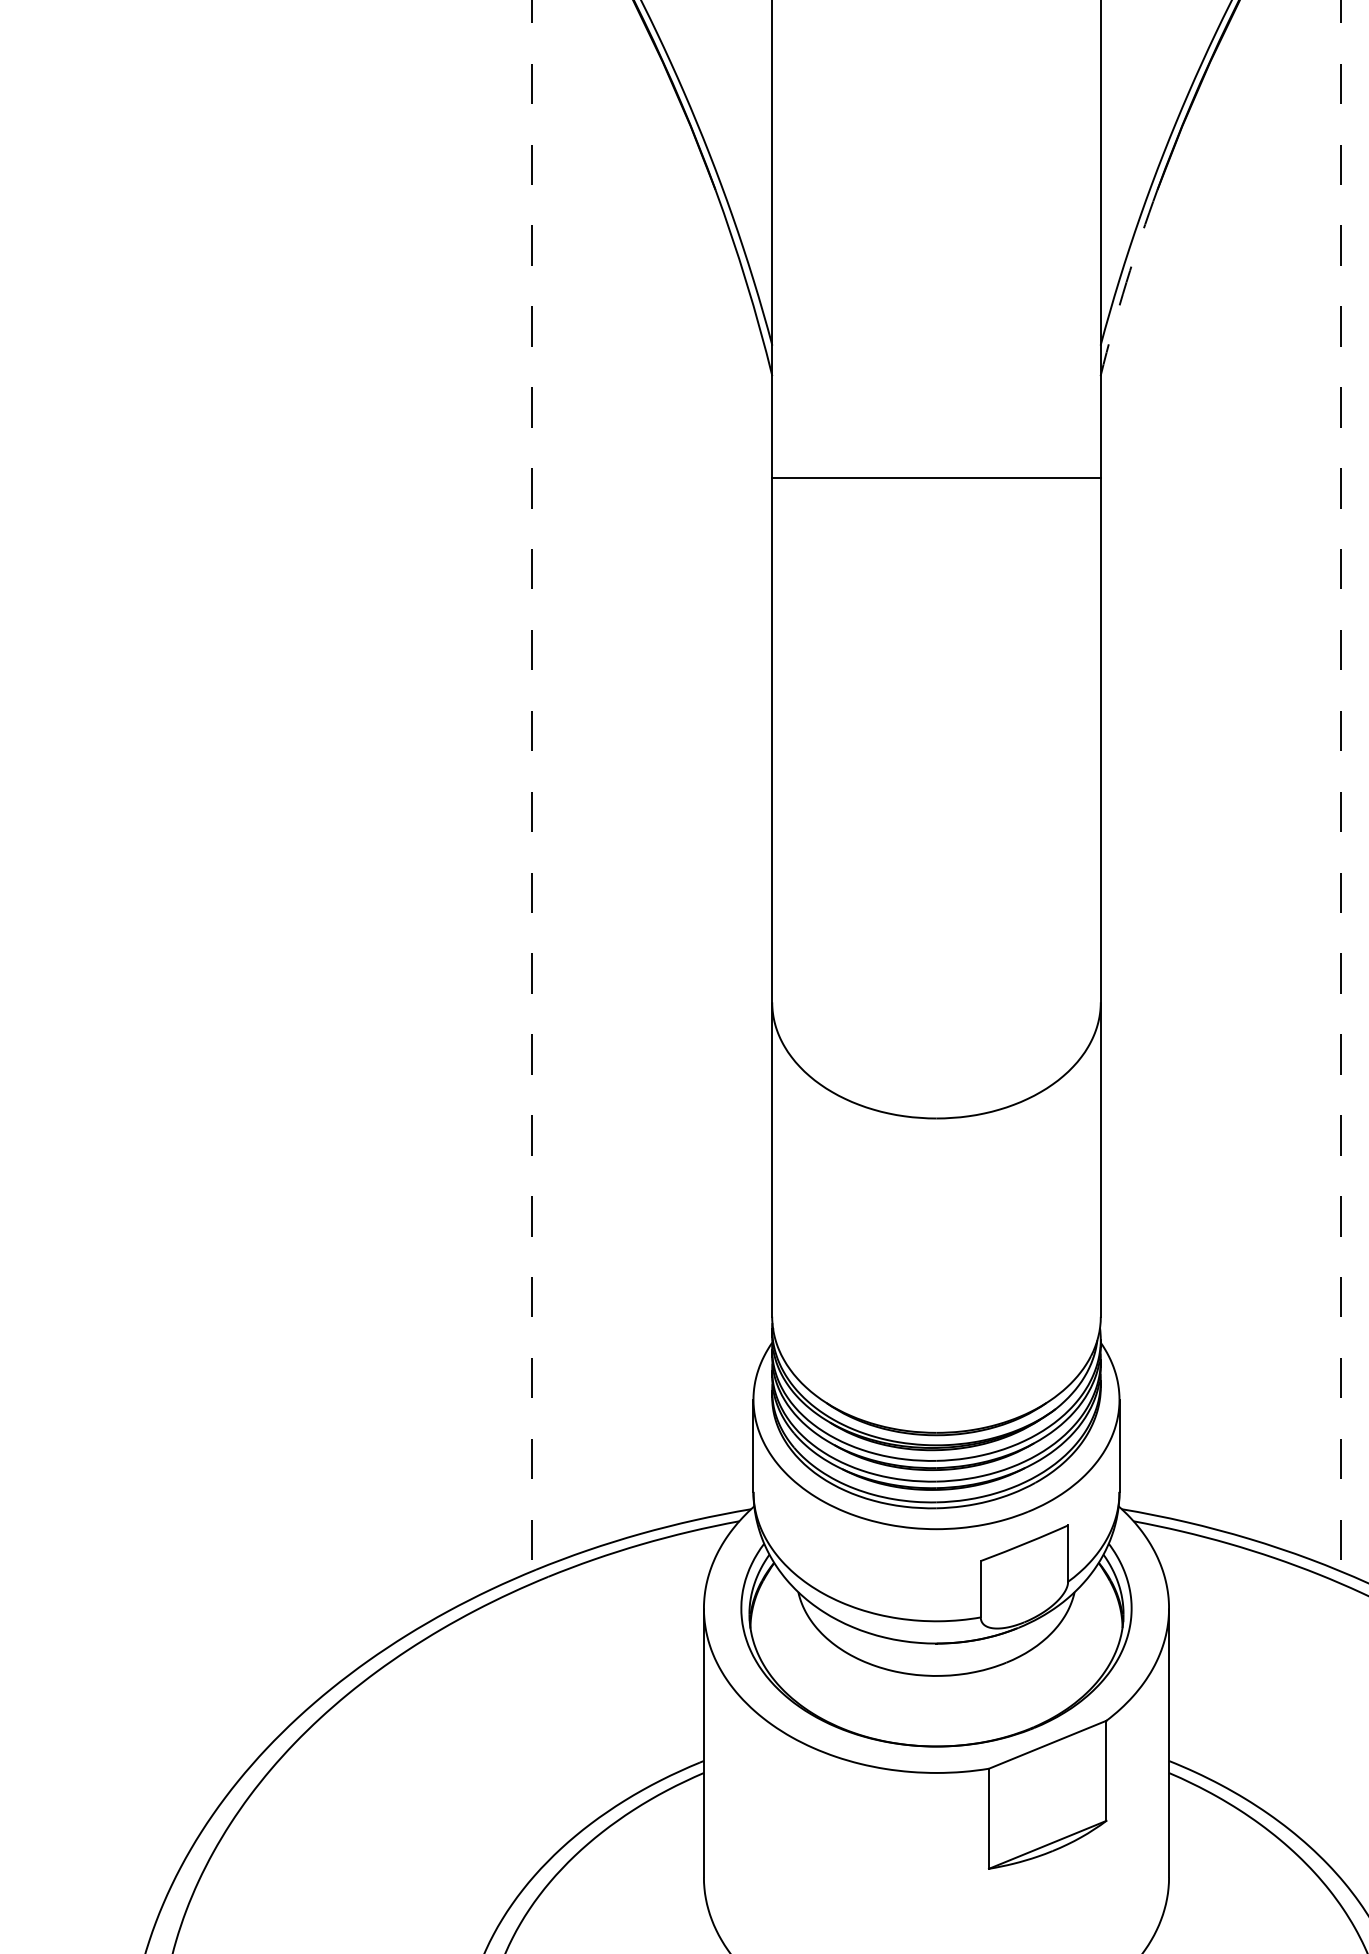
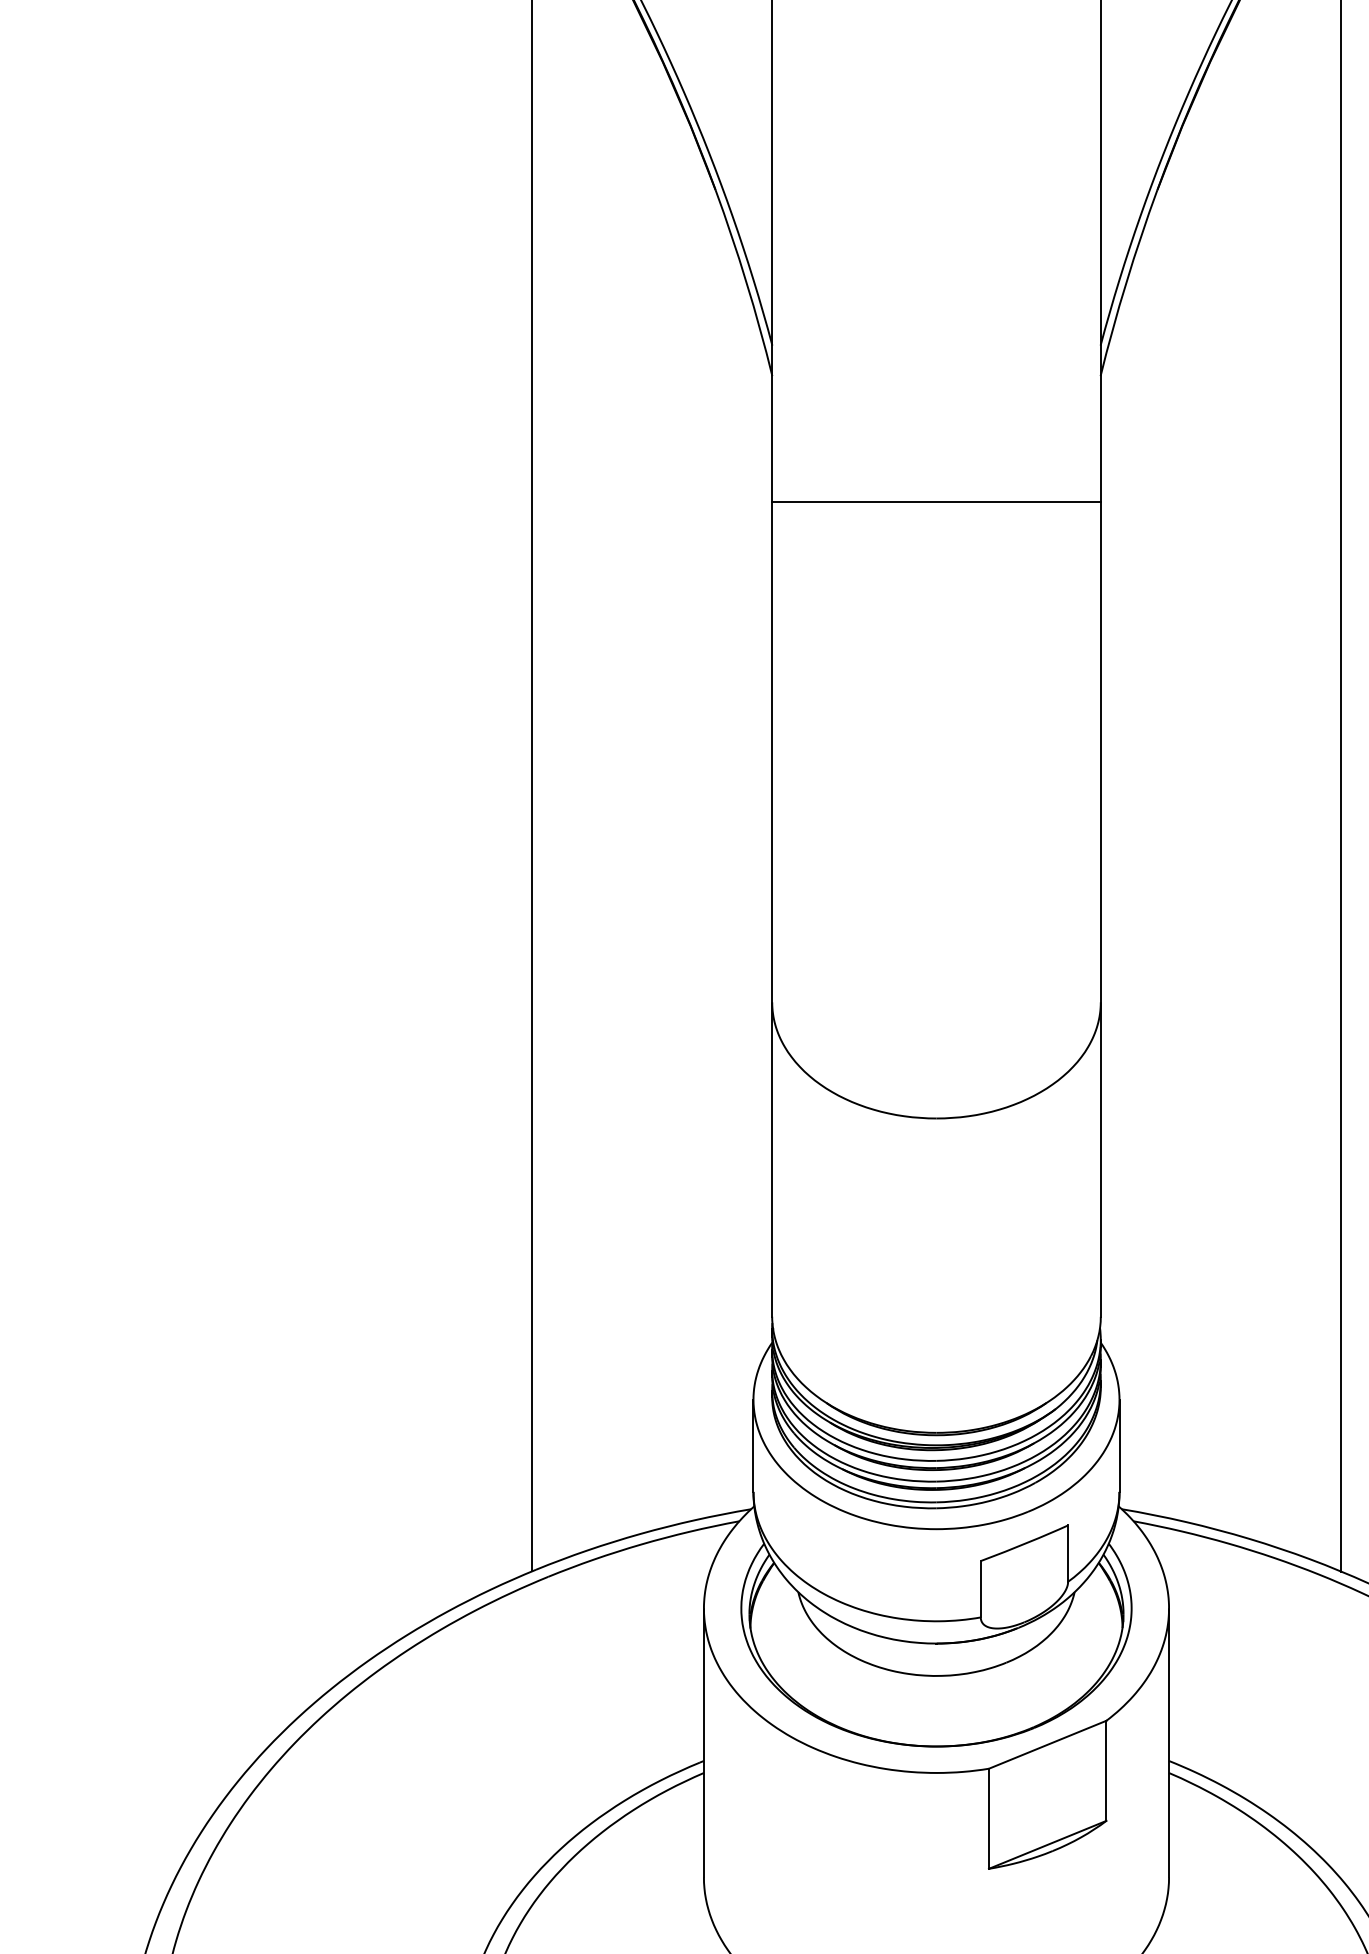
arc: dashed -> solid (1126, 282)
line position: (936, 477) -> (936, 501) (936, 501)
line: dashed -> solid (532, 786)
line: dashed -> solid (1340, 786)
